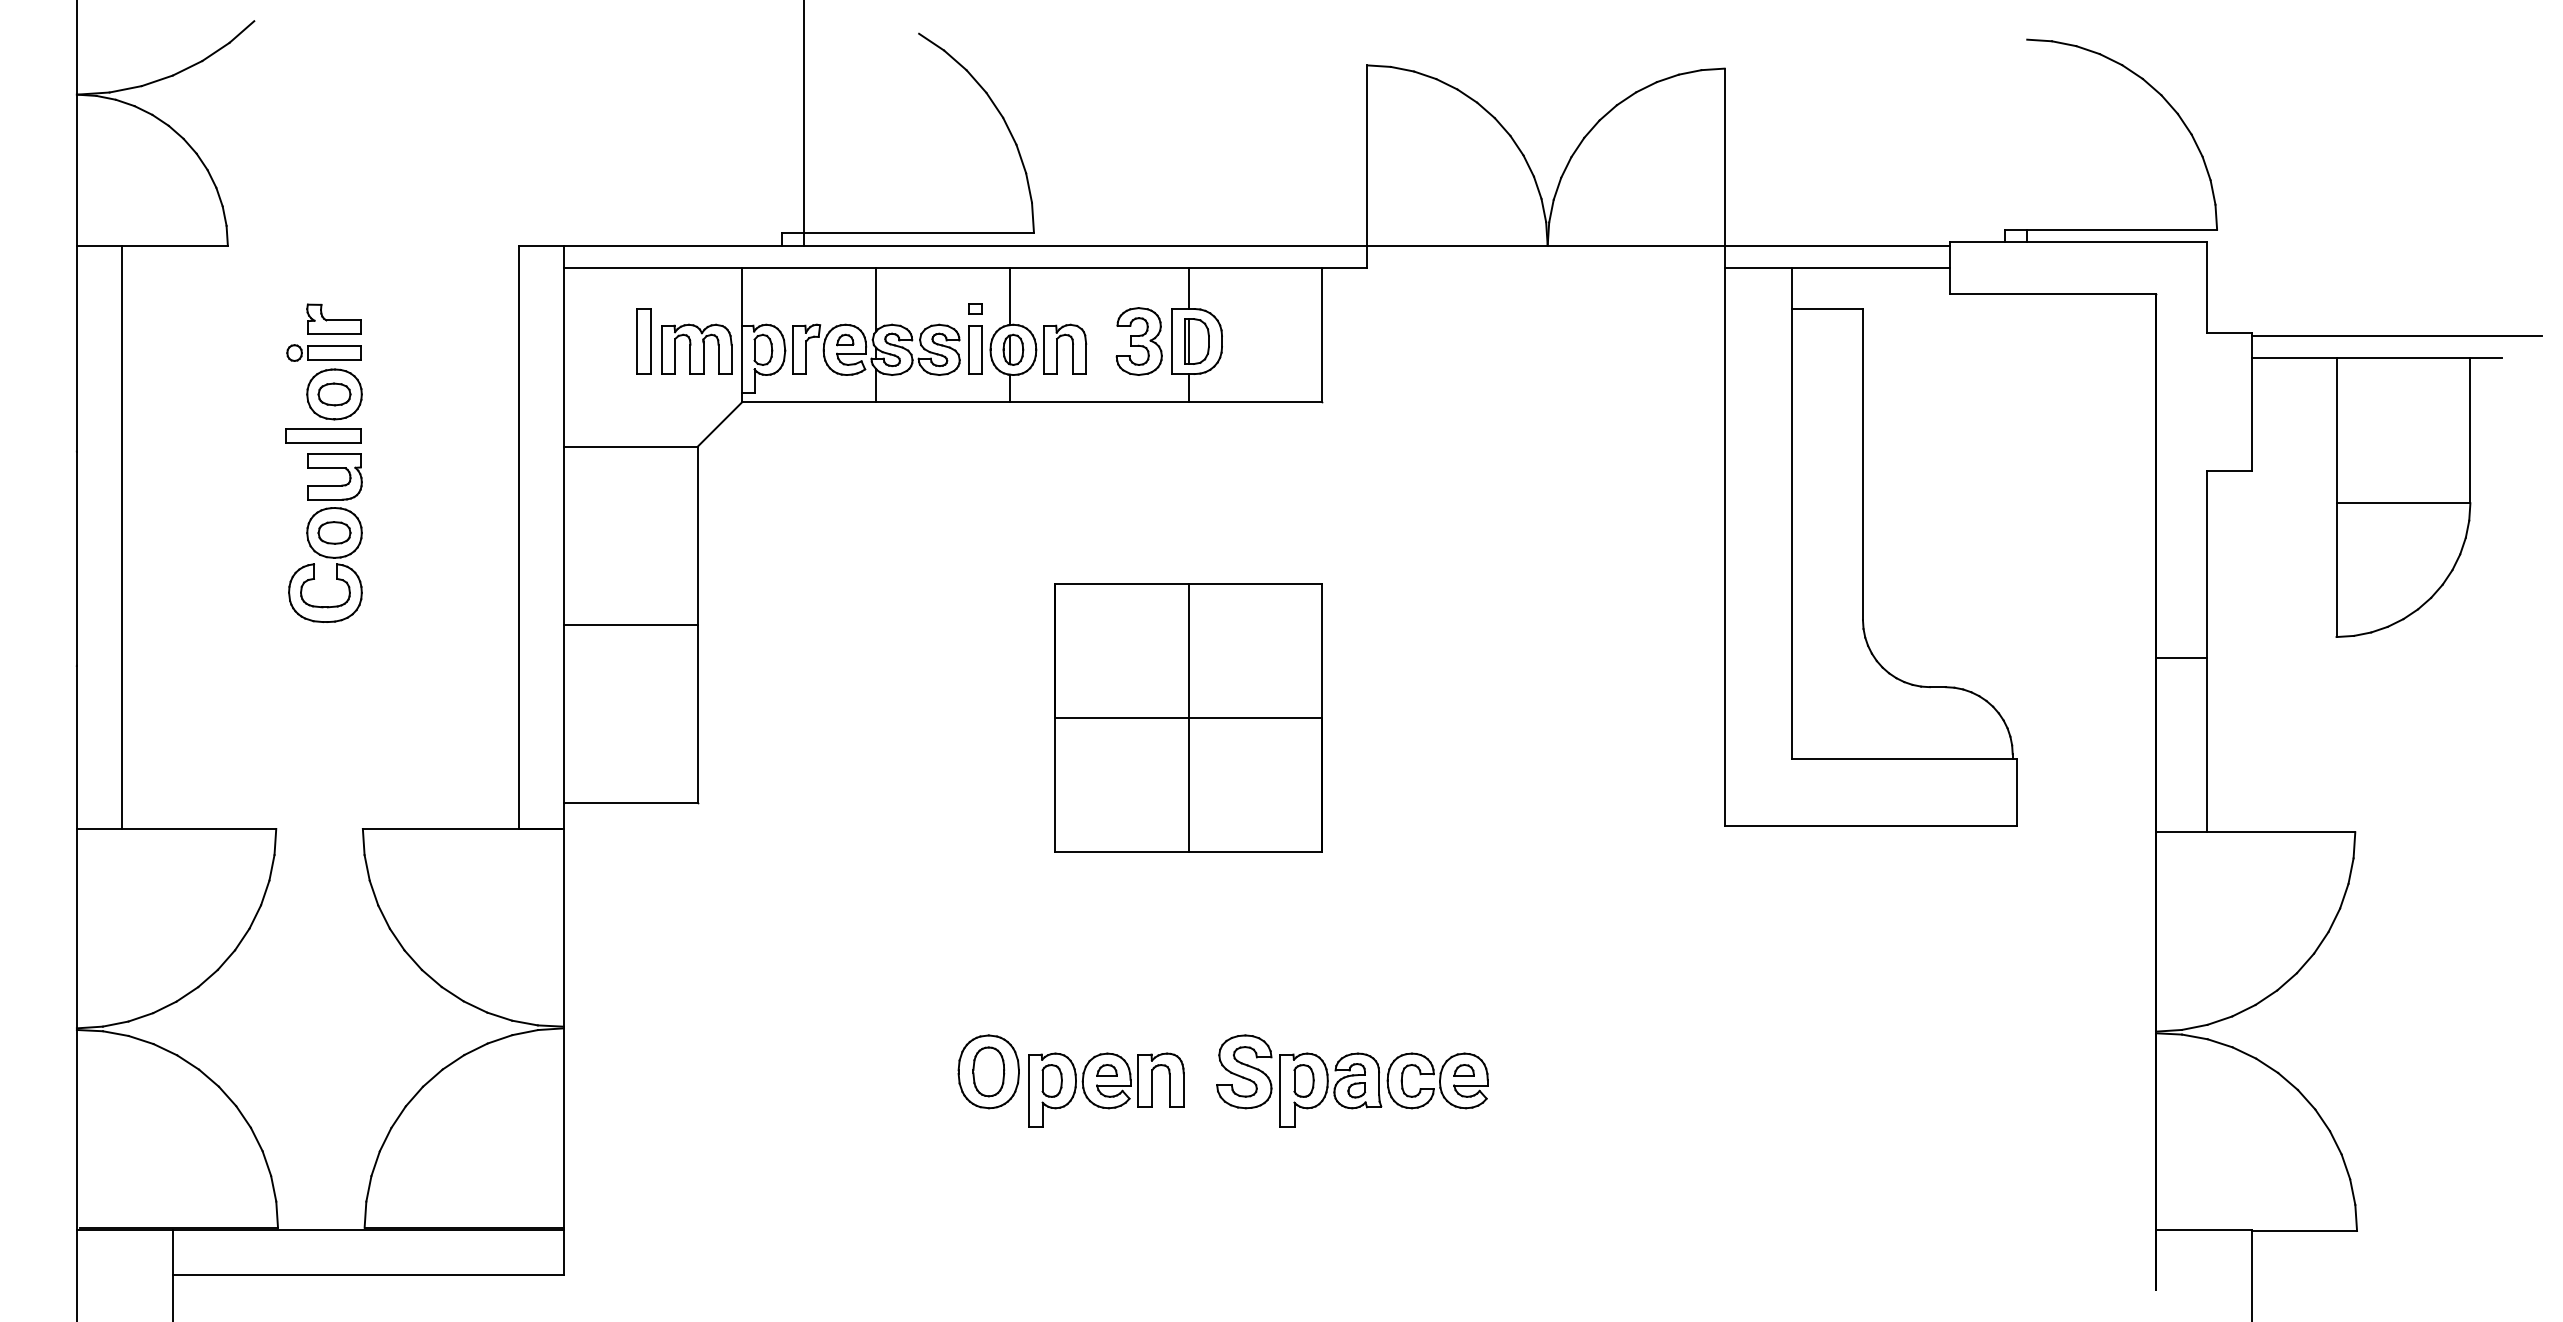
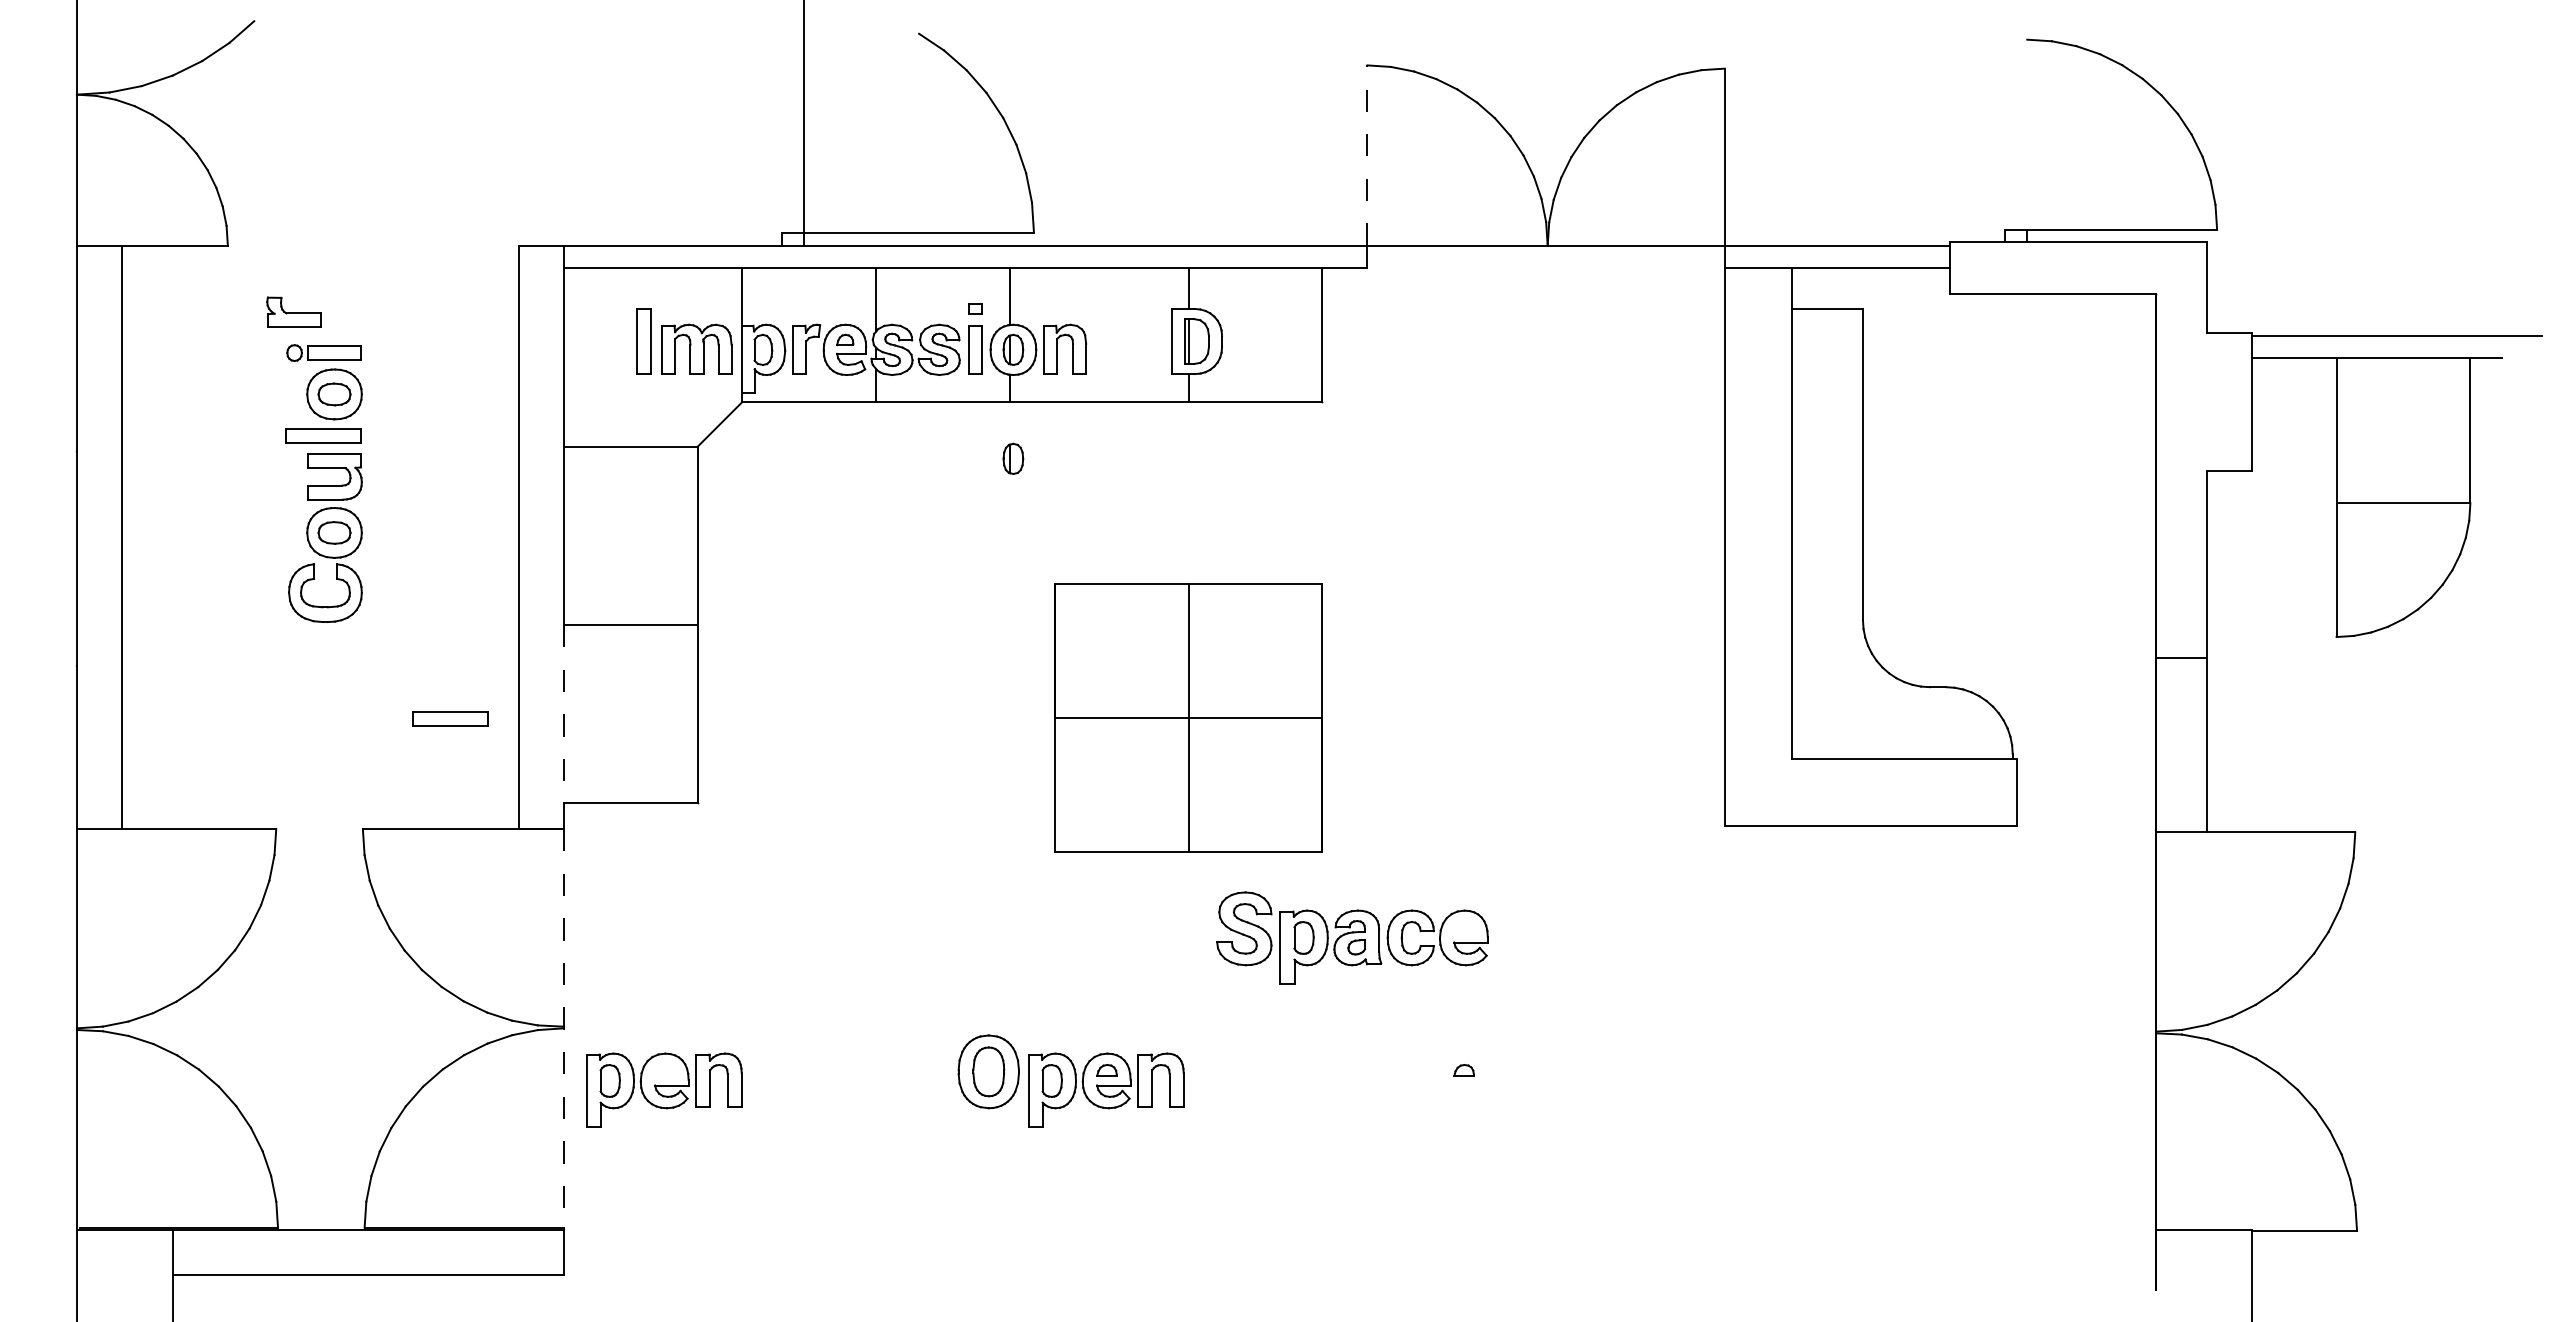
line: solid -> dashed (1367, 155)
part position: (333, 318) -> (293, 311) (293, 311)
part: present -> none (1138, 341)
part: none -> present (1013, 458)
line: solid -> dashed (564, 714)
part: none -> present (450, 718)
line: solid -> dashed (564, 1029)
part position: (1352, 1080) -> (1352, 937) (1352, 937)
part: none -> present (664, 1089)
